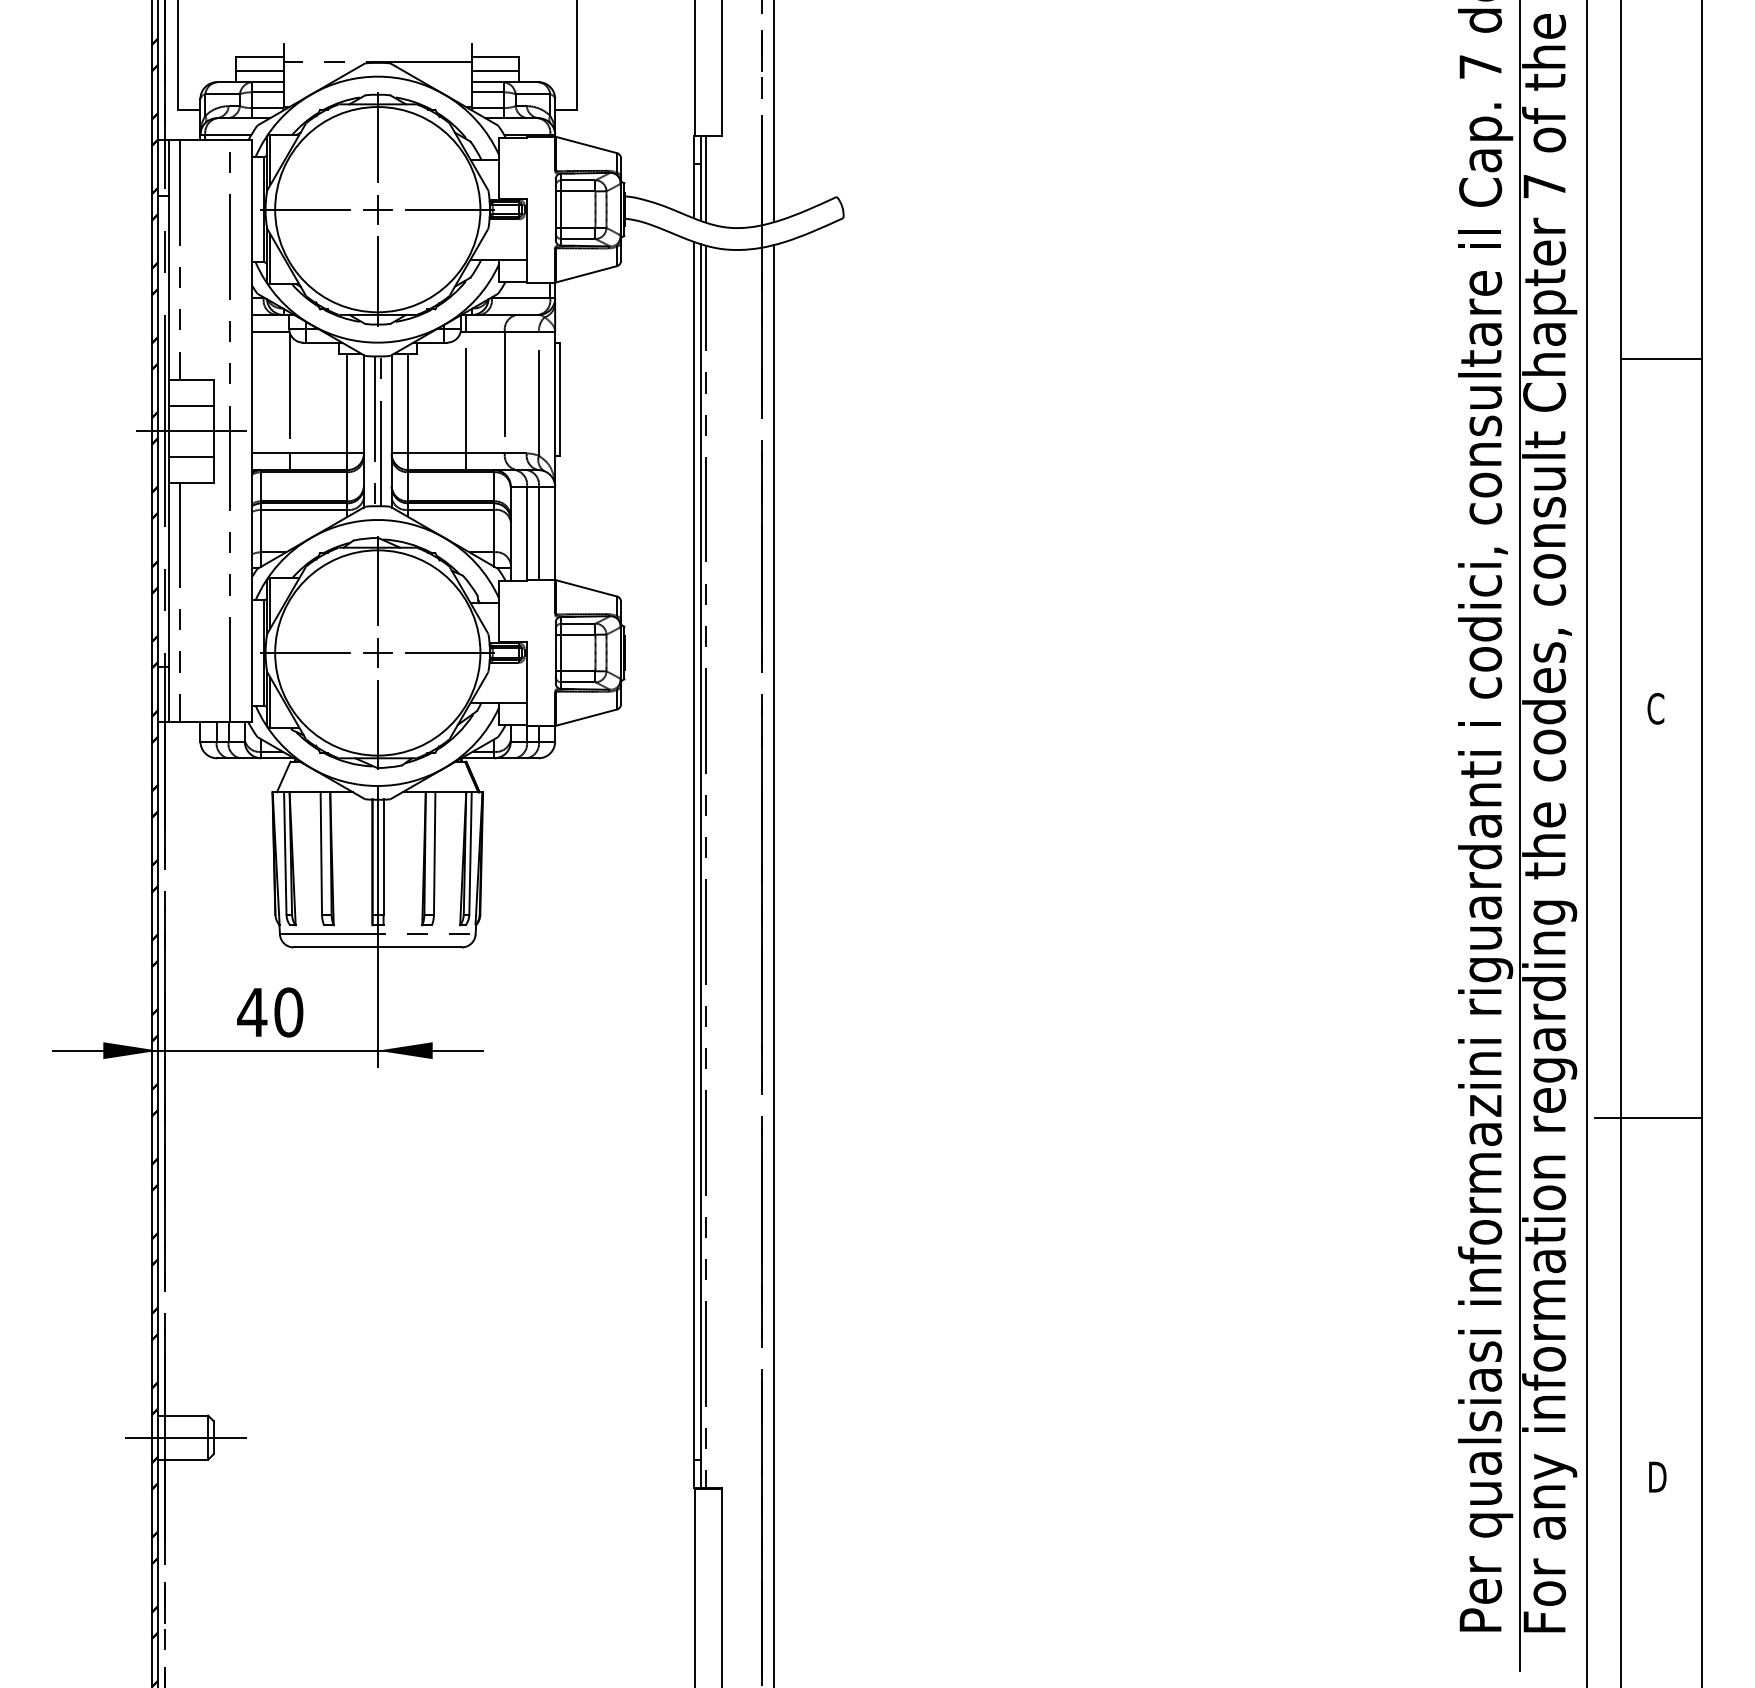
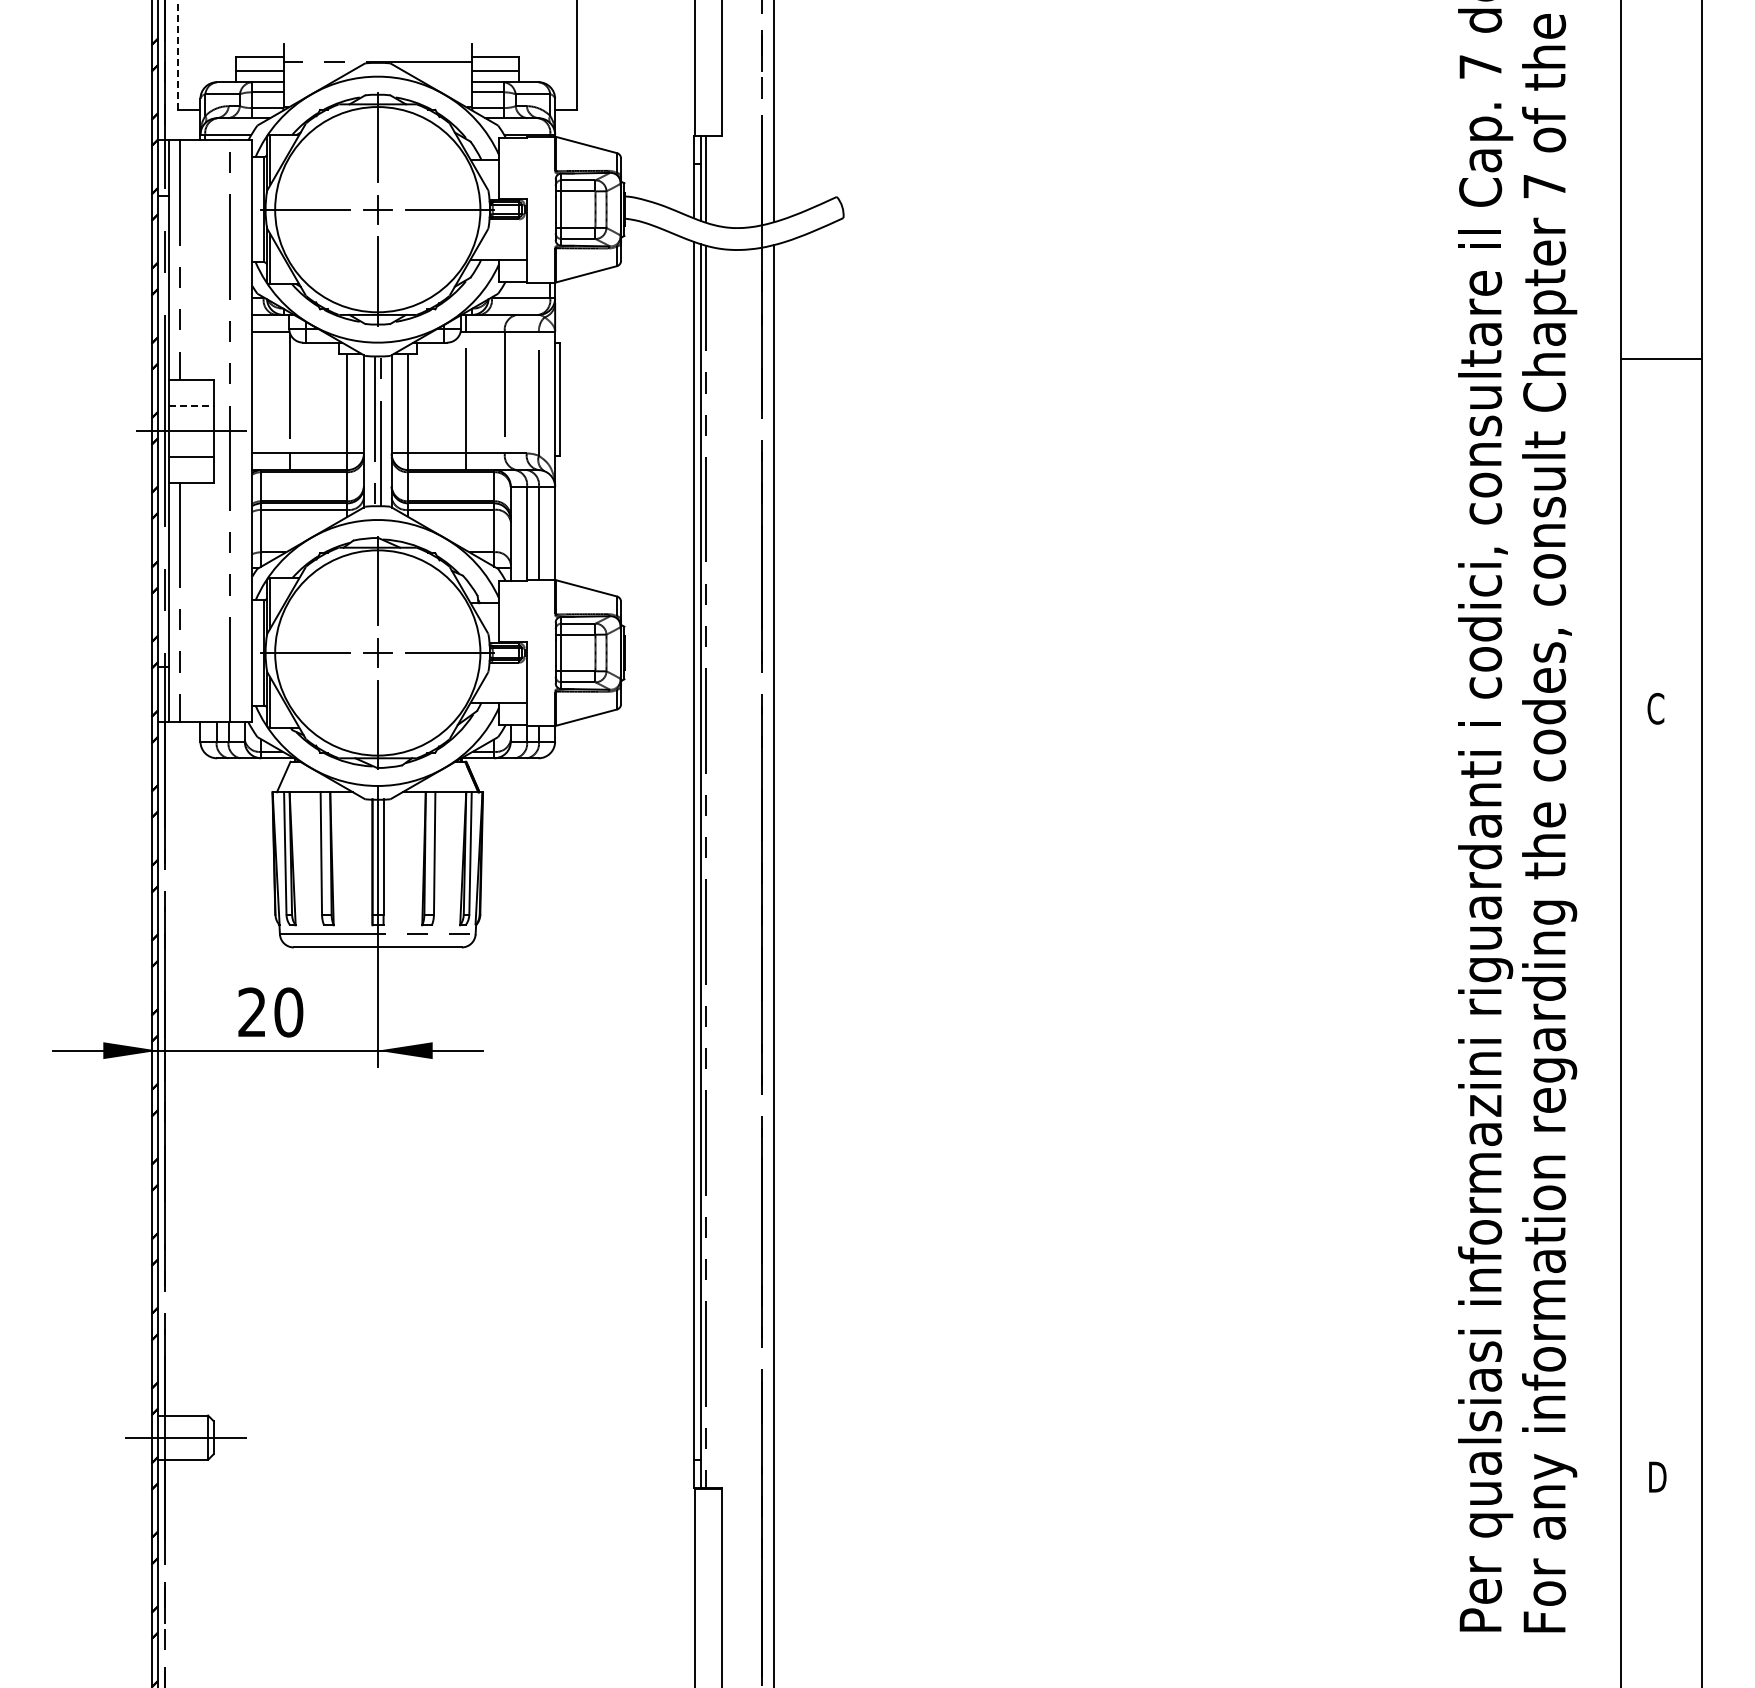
line: solid -> dashed (178, 55)
line: solid -> dashed (191, 405)
line: present -> none (1519, 836)
line: present -> none (1586, 843)
text: 40 -> 20 (252, 1011)
line: present -> none (1648, 1118)
